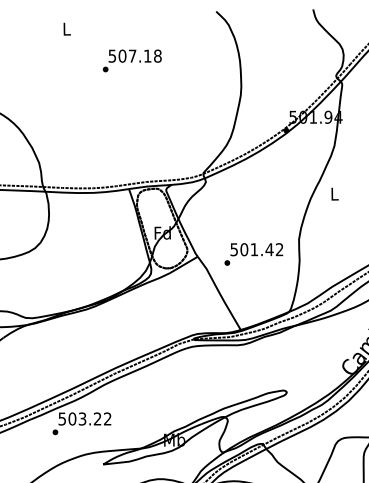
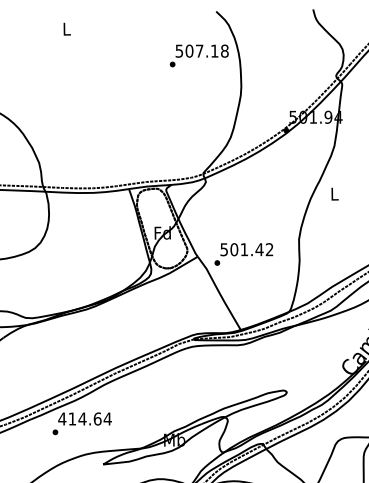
text position: (131, 60) -> (198, 55) (198, 55)
text position: (253, 254) -> (243, 254) (243, 254)
text: 503.22 -> 414.64 (84, 418)
